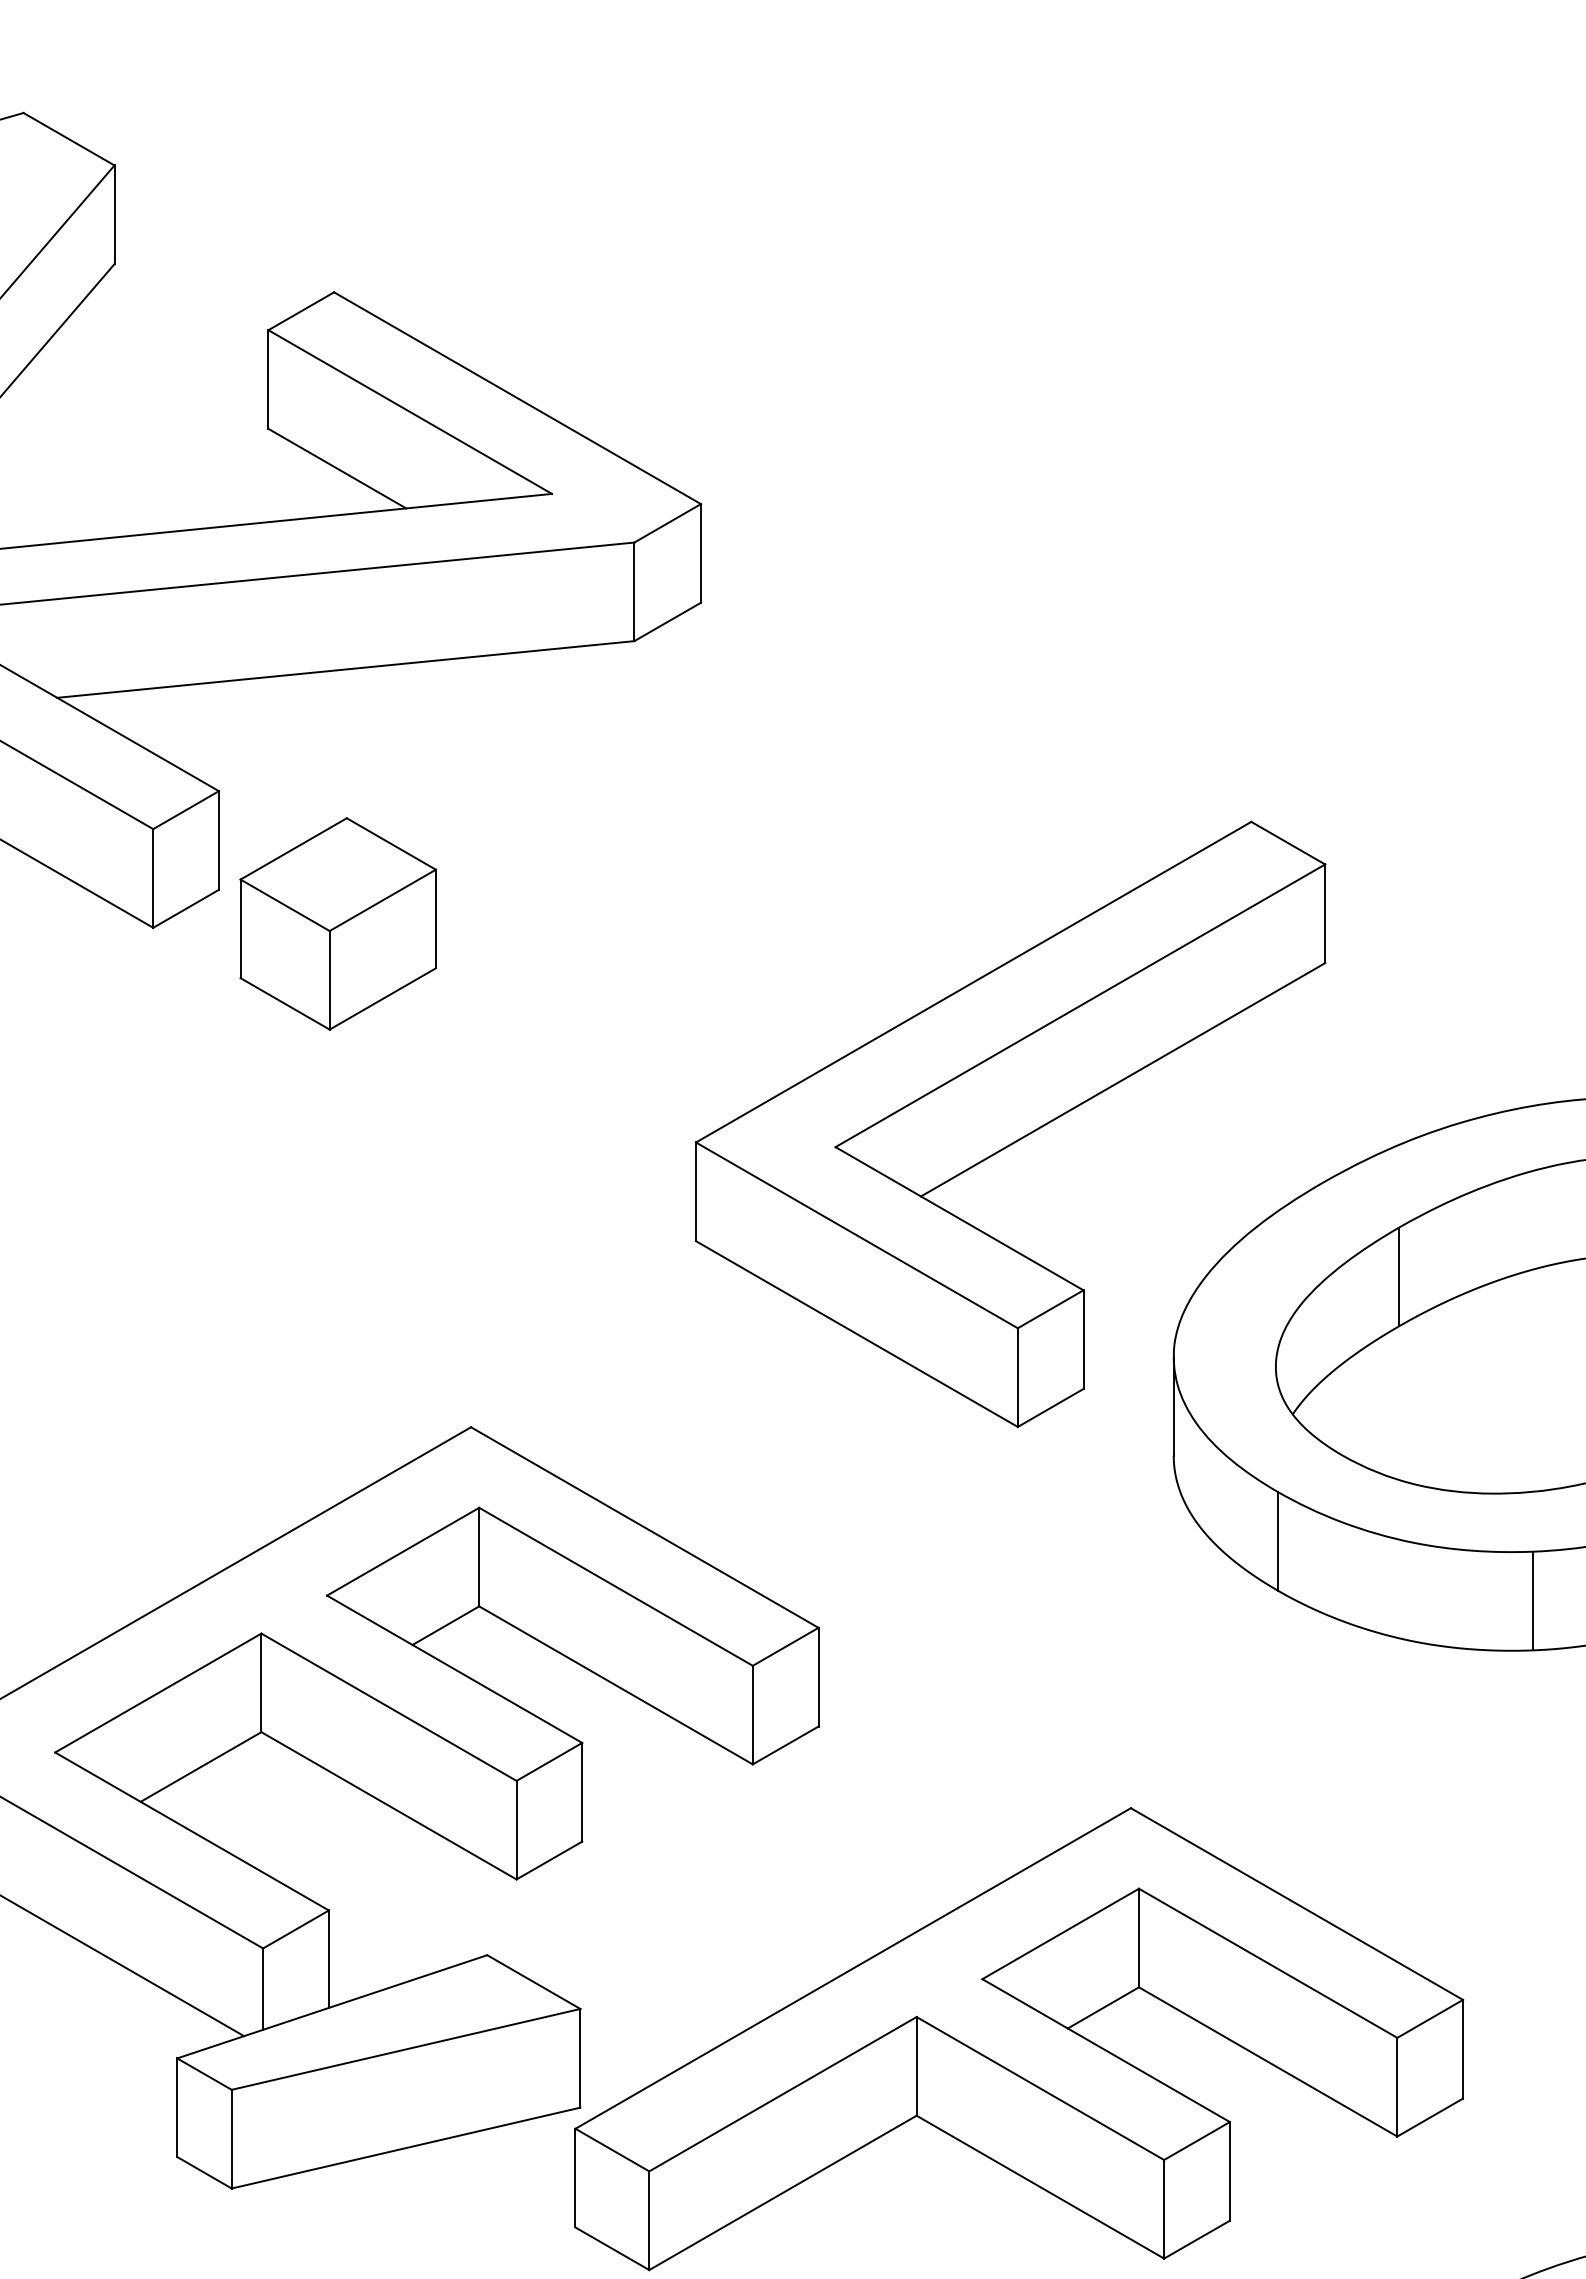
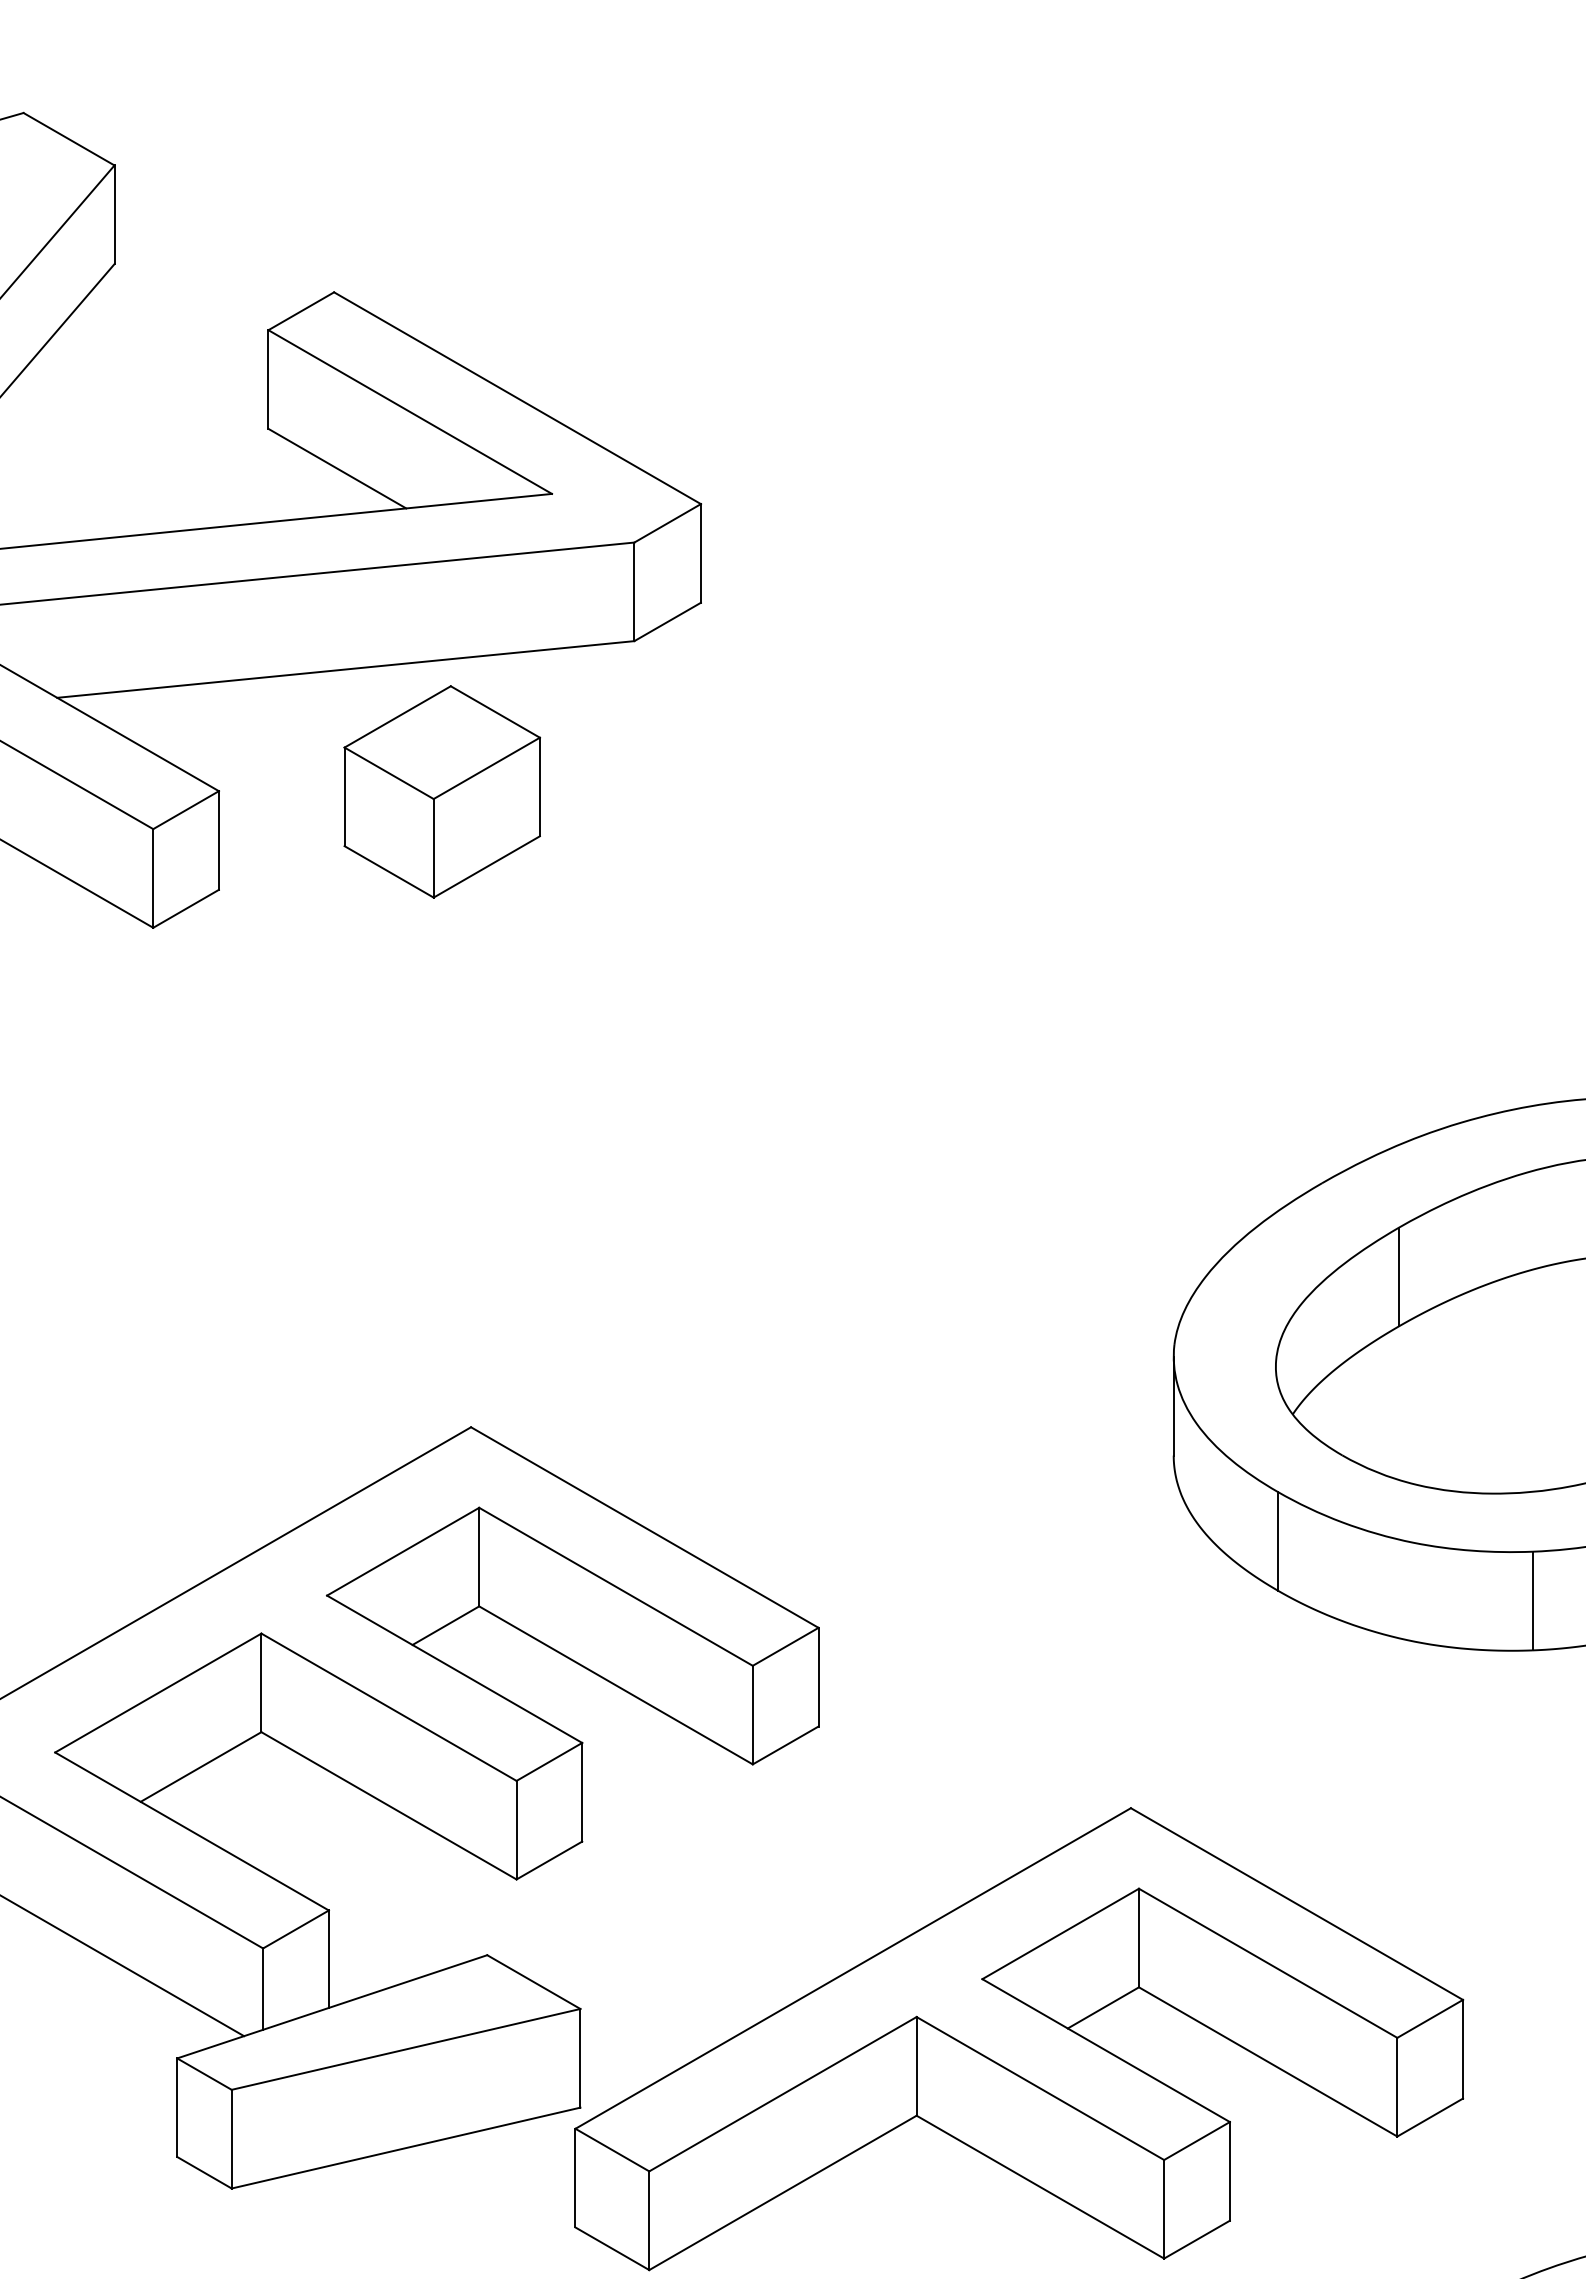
part position: (337, 923) -> (441, 791) (441, 791)
part: present -> none (1010, 1123)
